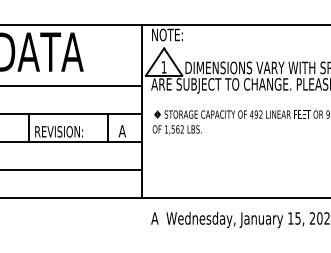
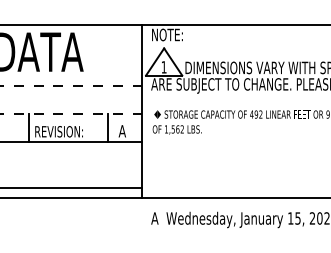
line: solid -> dashed (71, 85)
line: solid -> dashed (71, 113)
line position: (71, 169) -> (71, 187) (71, 187)
